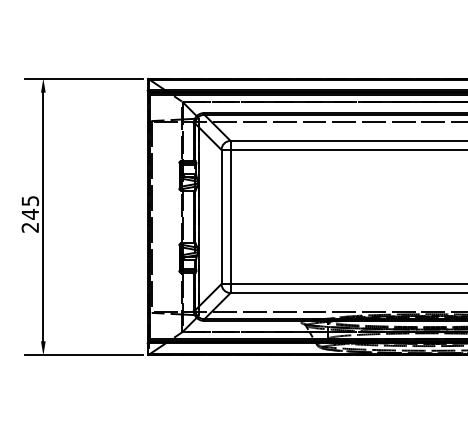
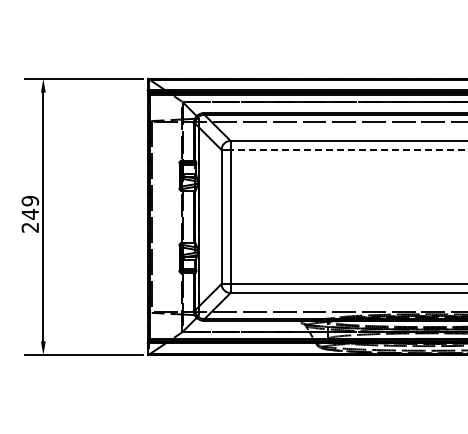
line: solid -> dashed (348, 149)
text: 245 -> 249 (29, 200)
